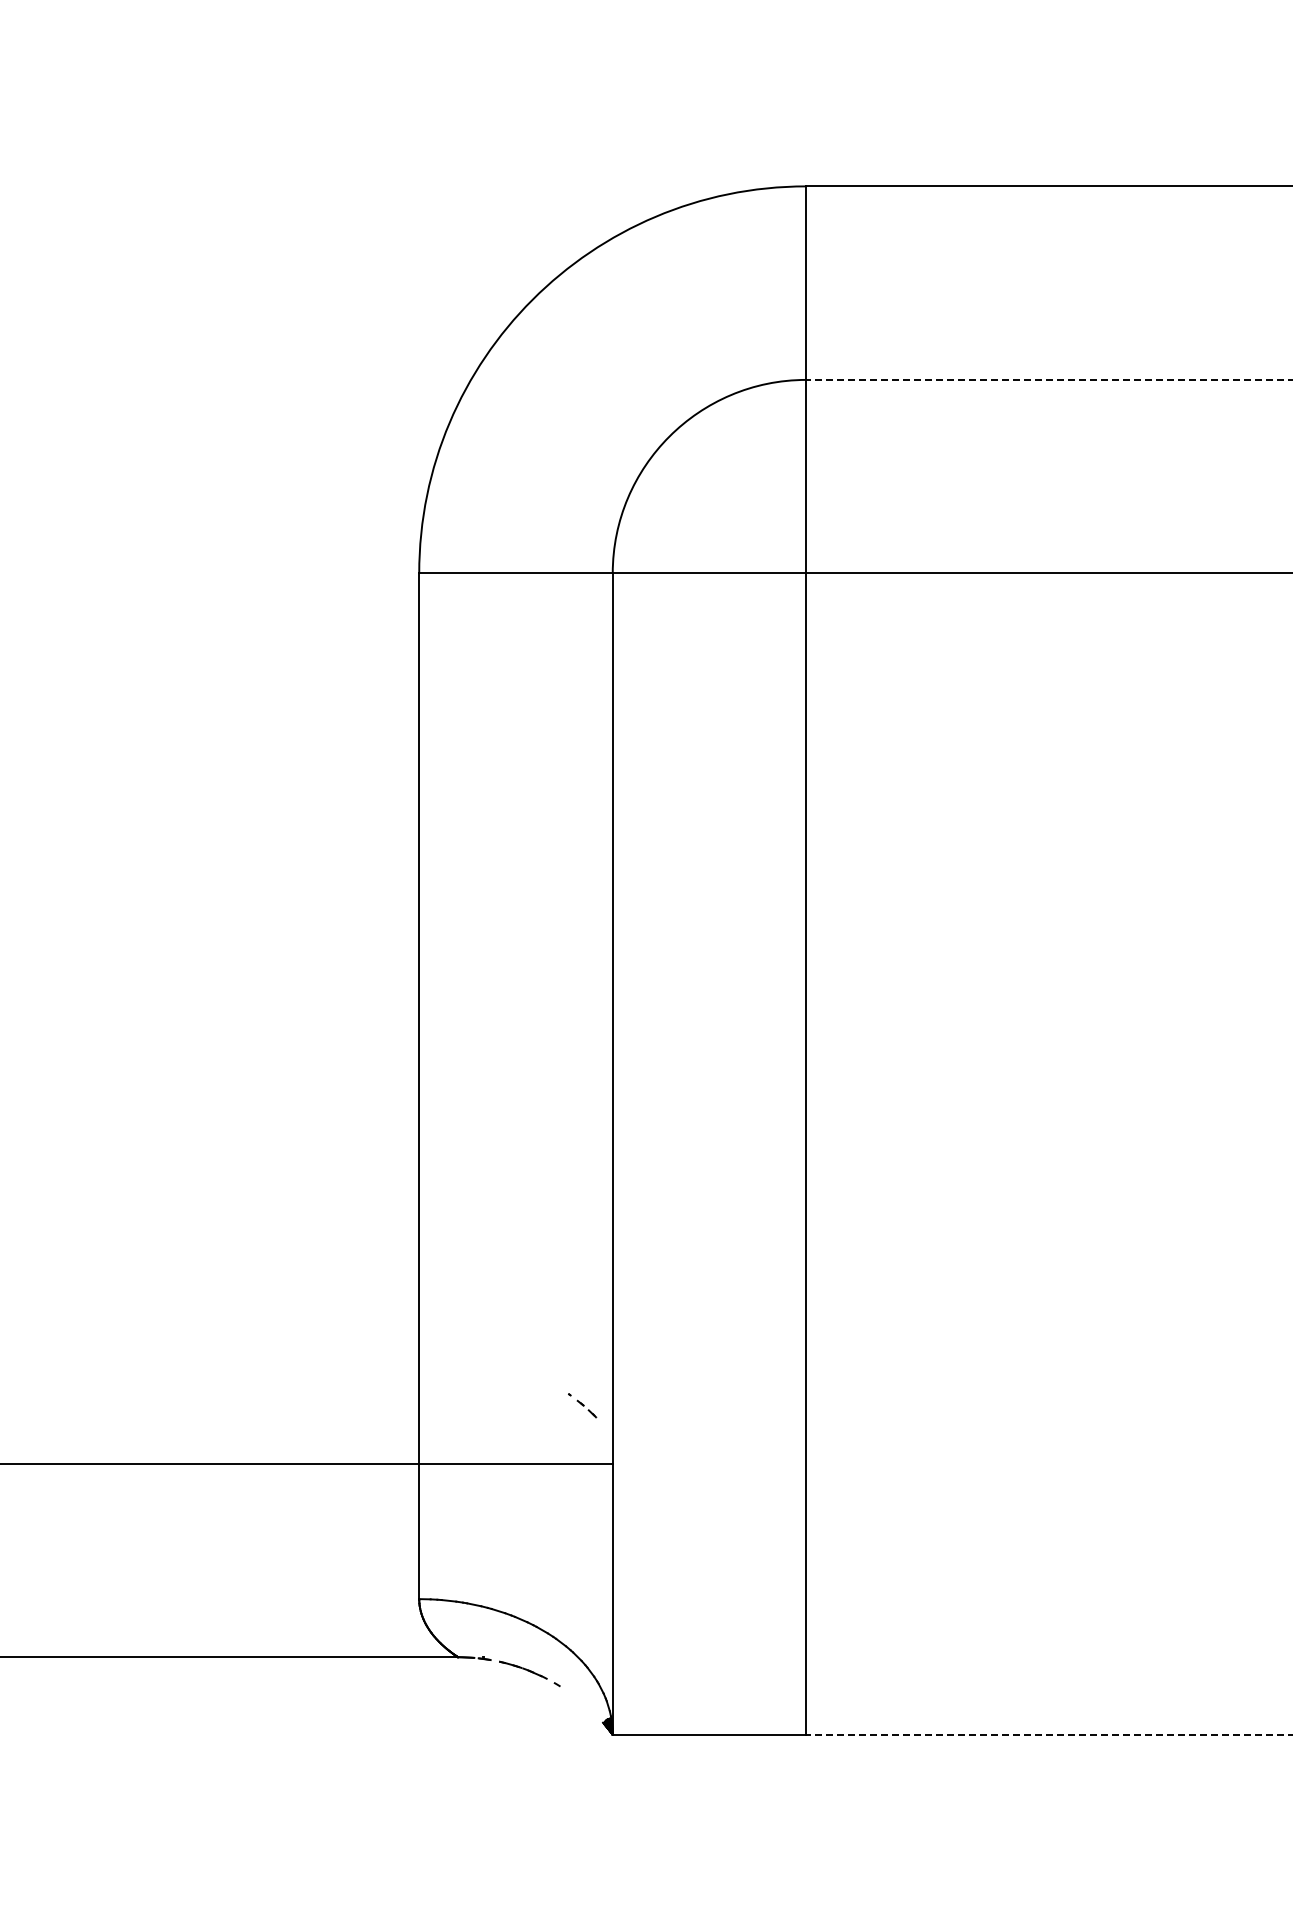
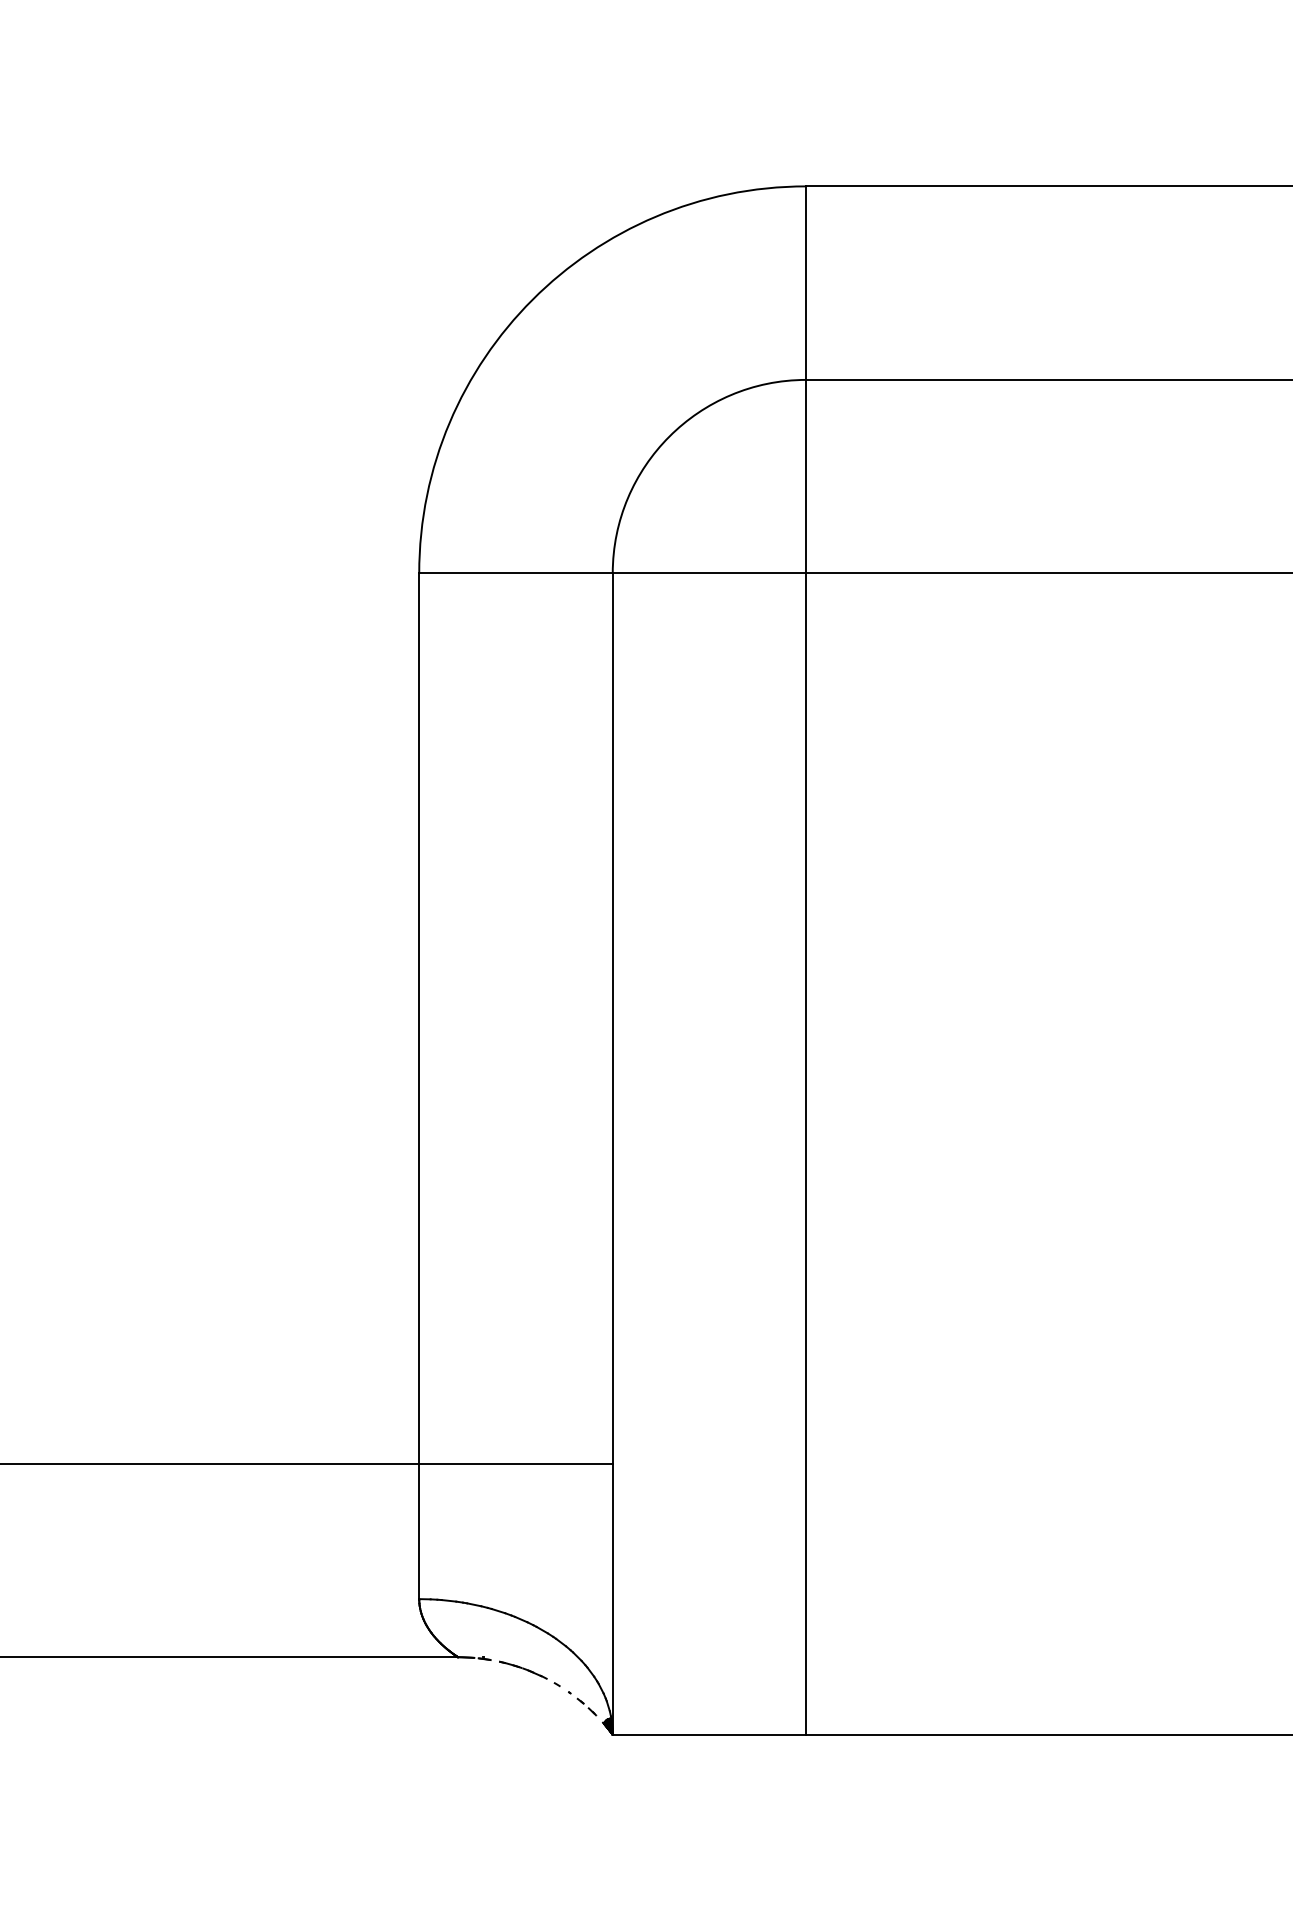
line: dashed -> solid (1049, 379)
part position: (582, 1405) -> (582, 1703) (582, 1703)
line: dashed -> solid (1049, 1734)
